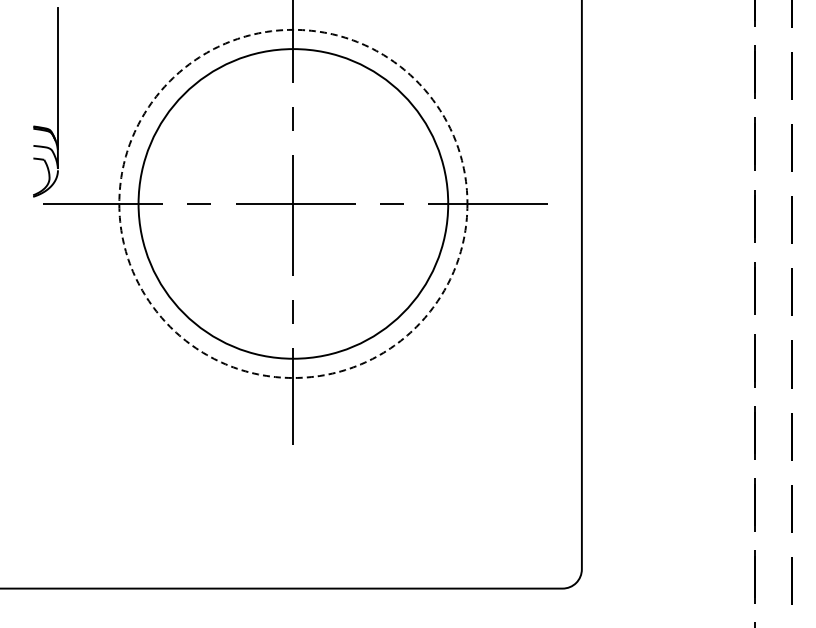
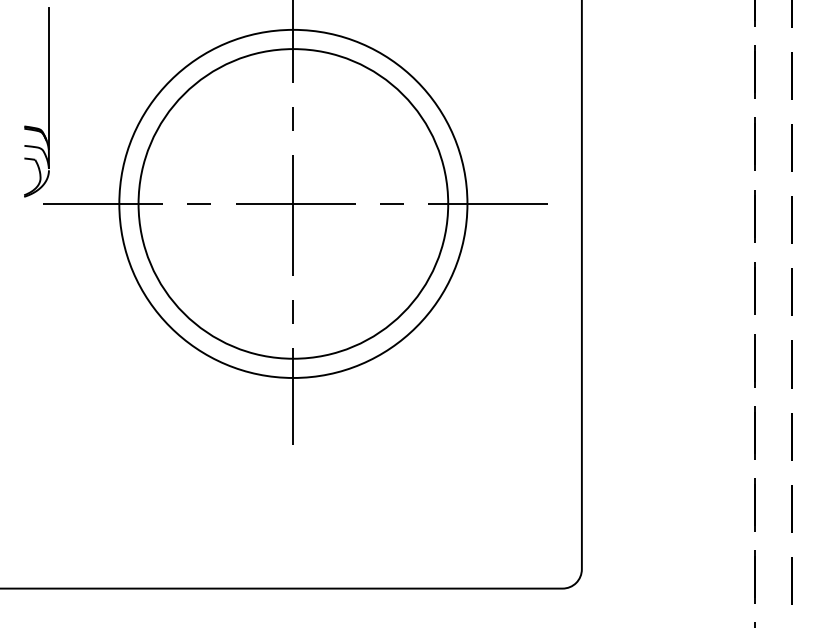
part position: (57, 102) -> (48, 102) (48, 102)
circle: dashed -> solid (293, 203)
